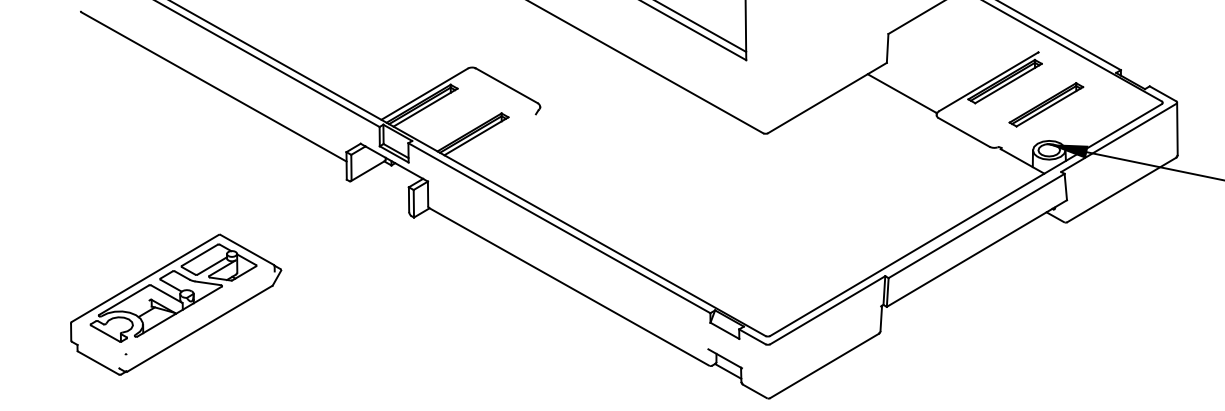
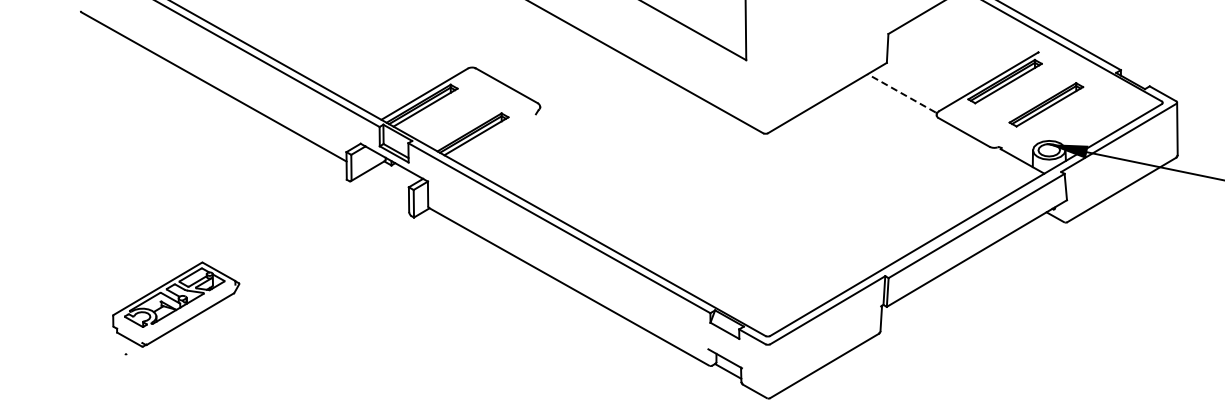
line: present -> none (701, 26)
line: solid -> dashed (901, 93)
part size: 213x143 px -> 129x87 px (176, 304)
